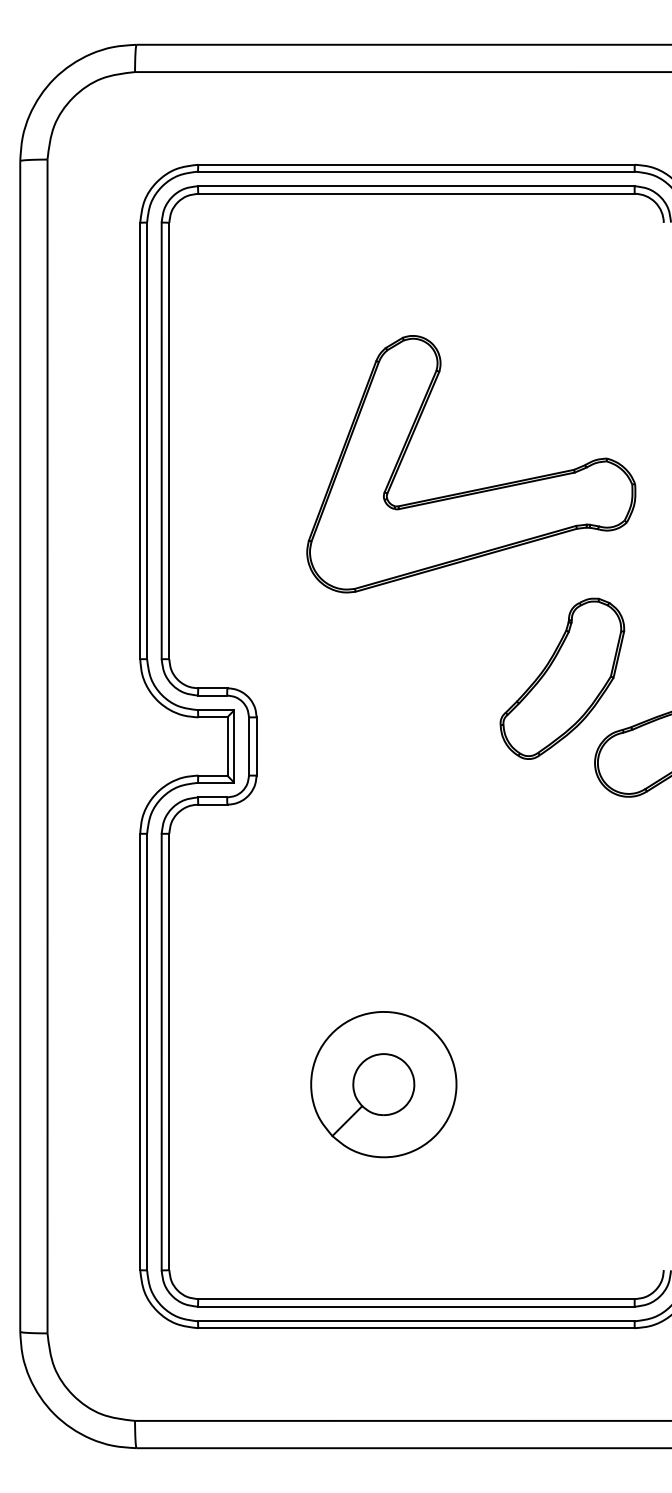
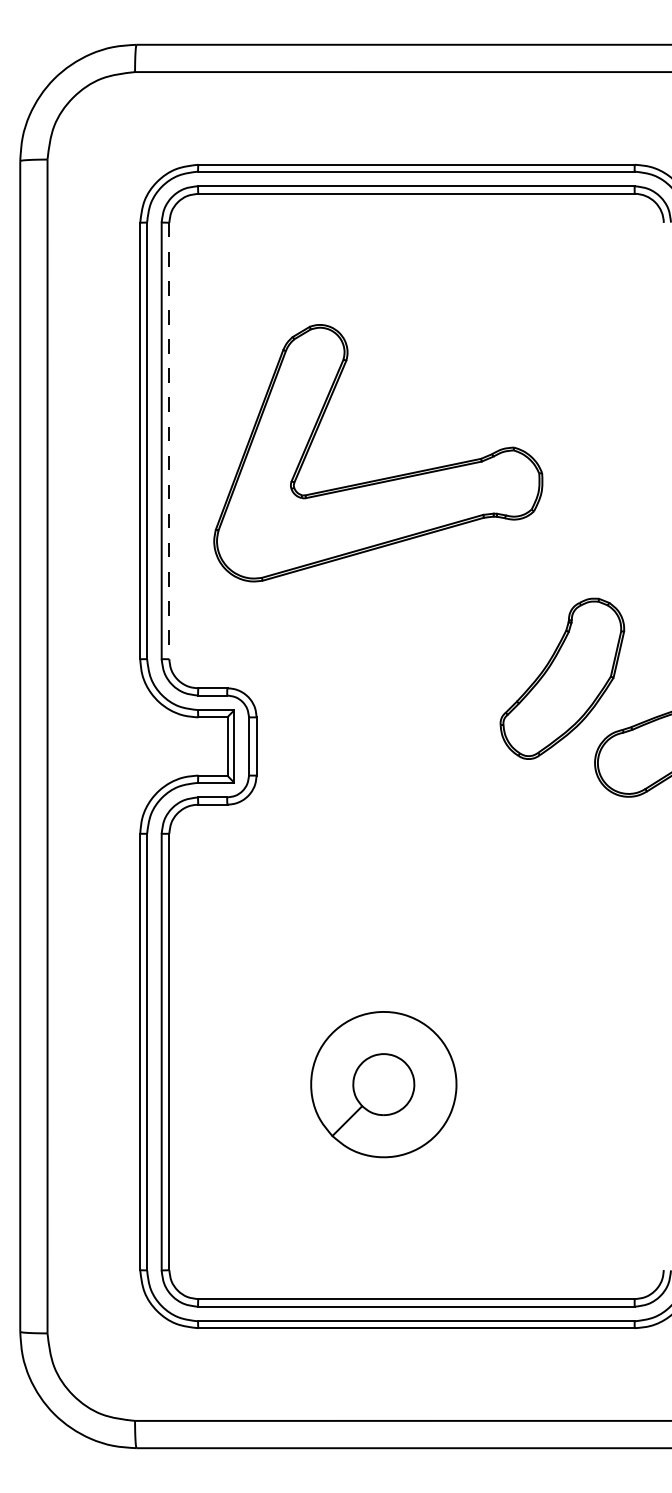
line: solid -> dashed (169, 441)
part position: (478, 488) -> (385, 477) (385, 477)
